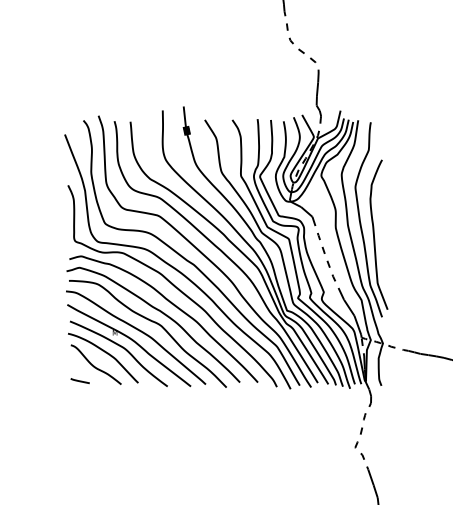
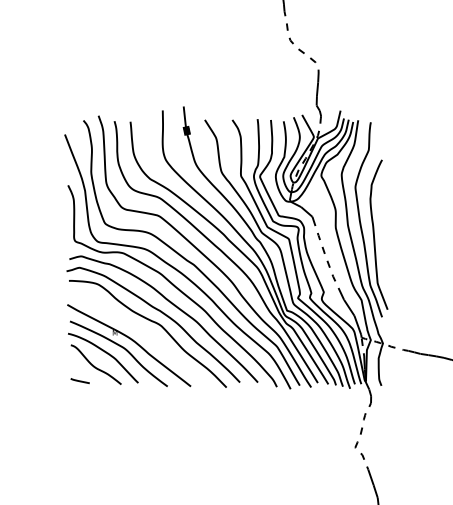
curve: present -> none (140, 332)
